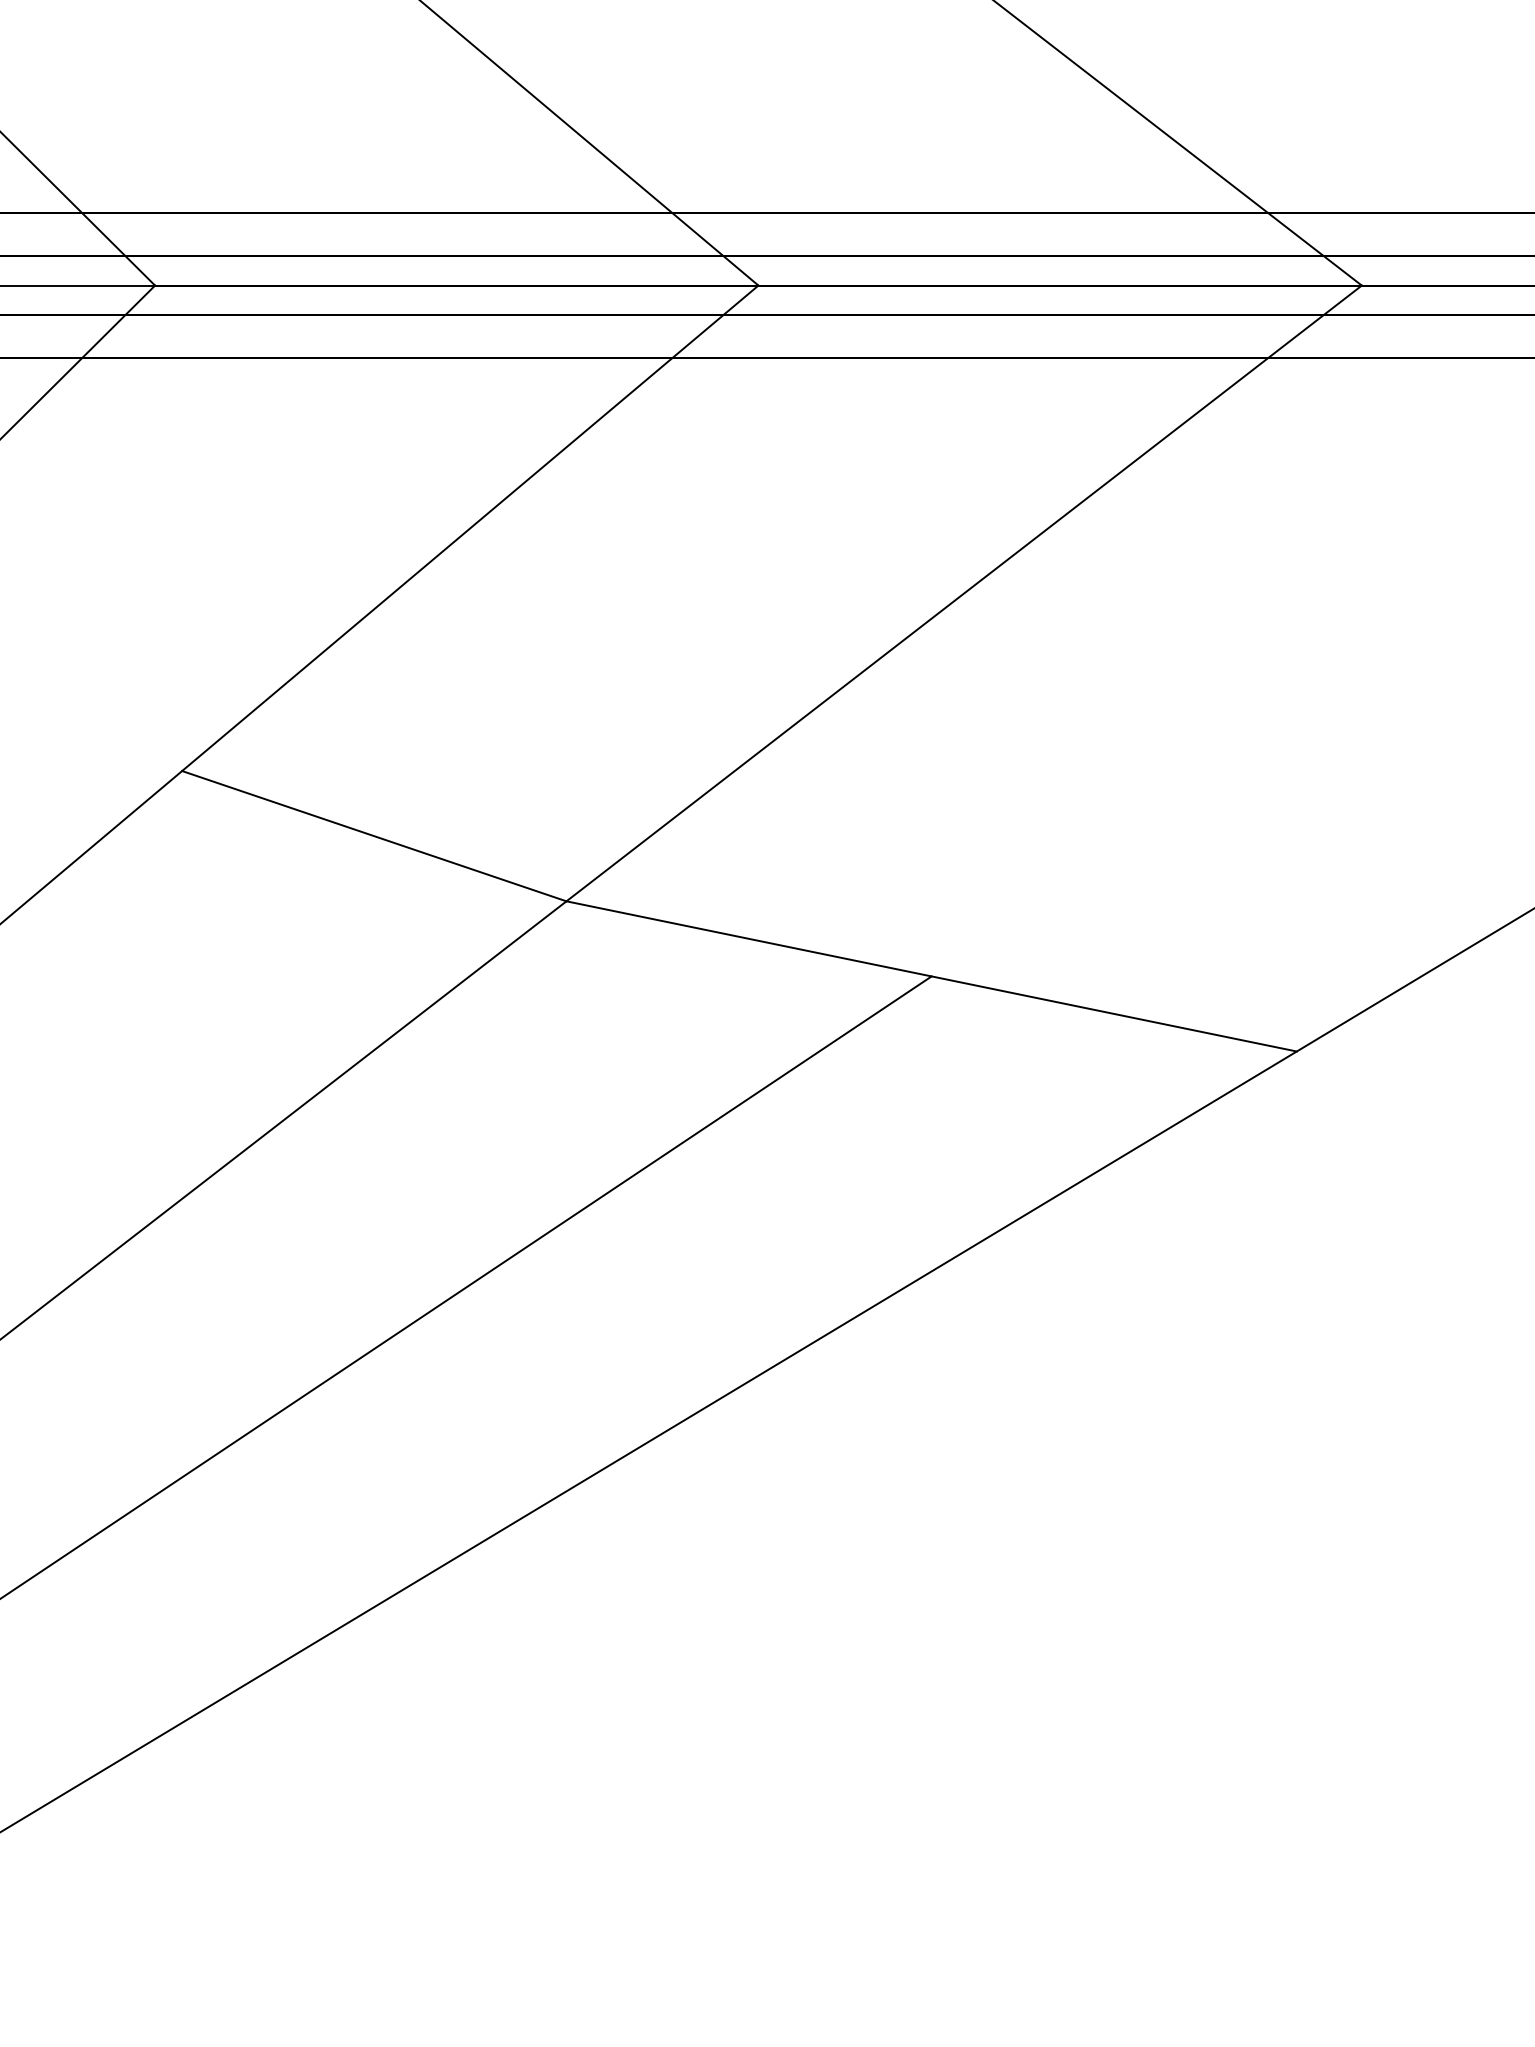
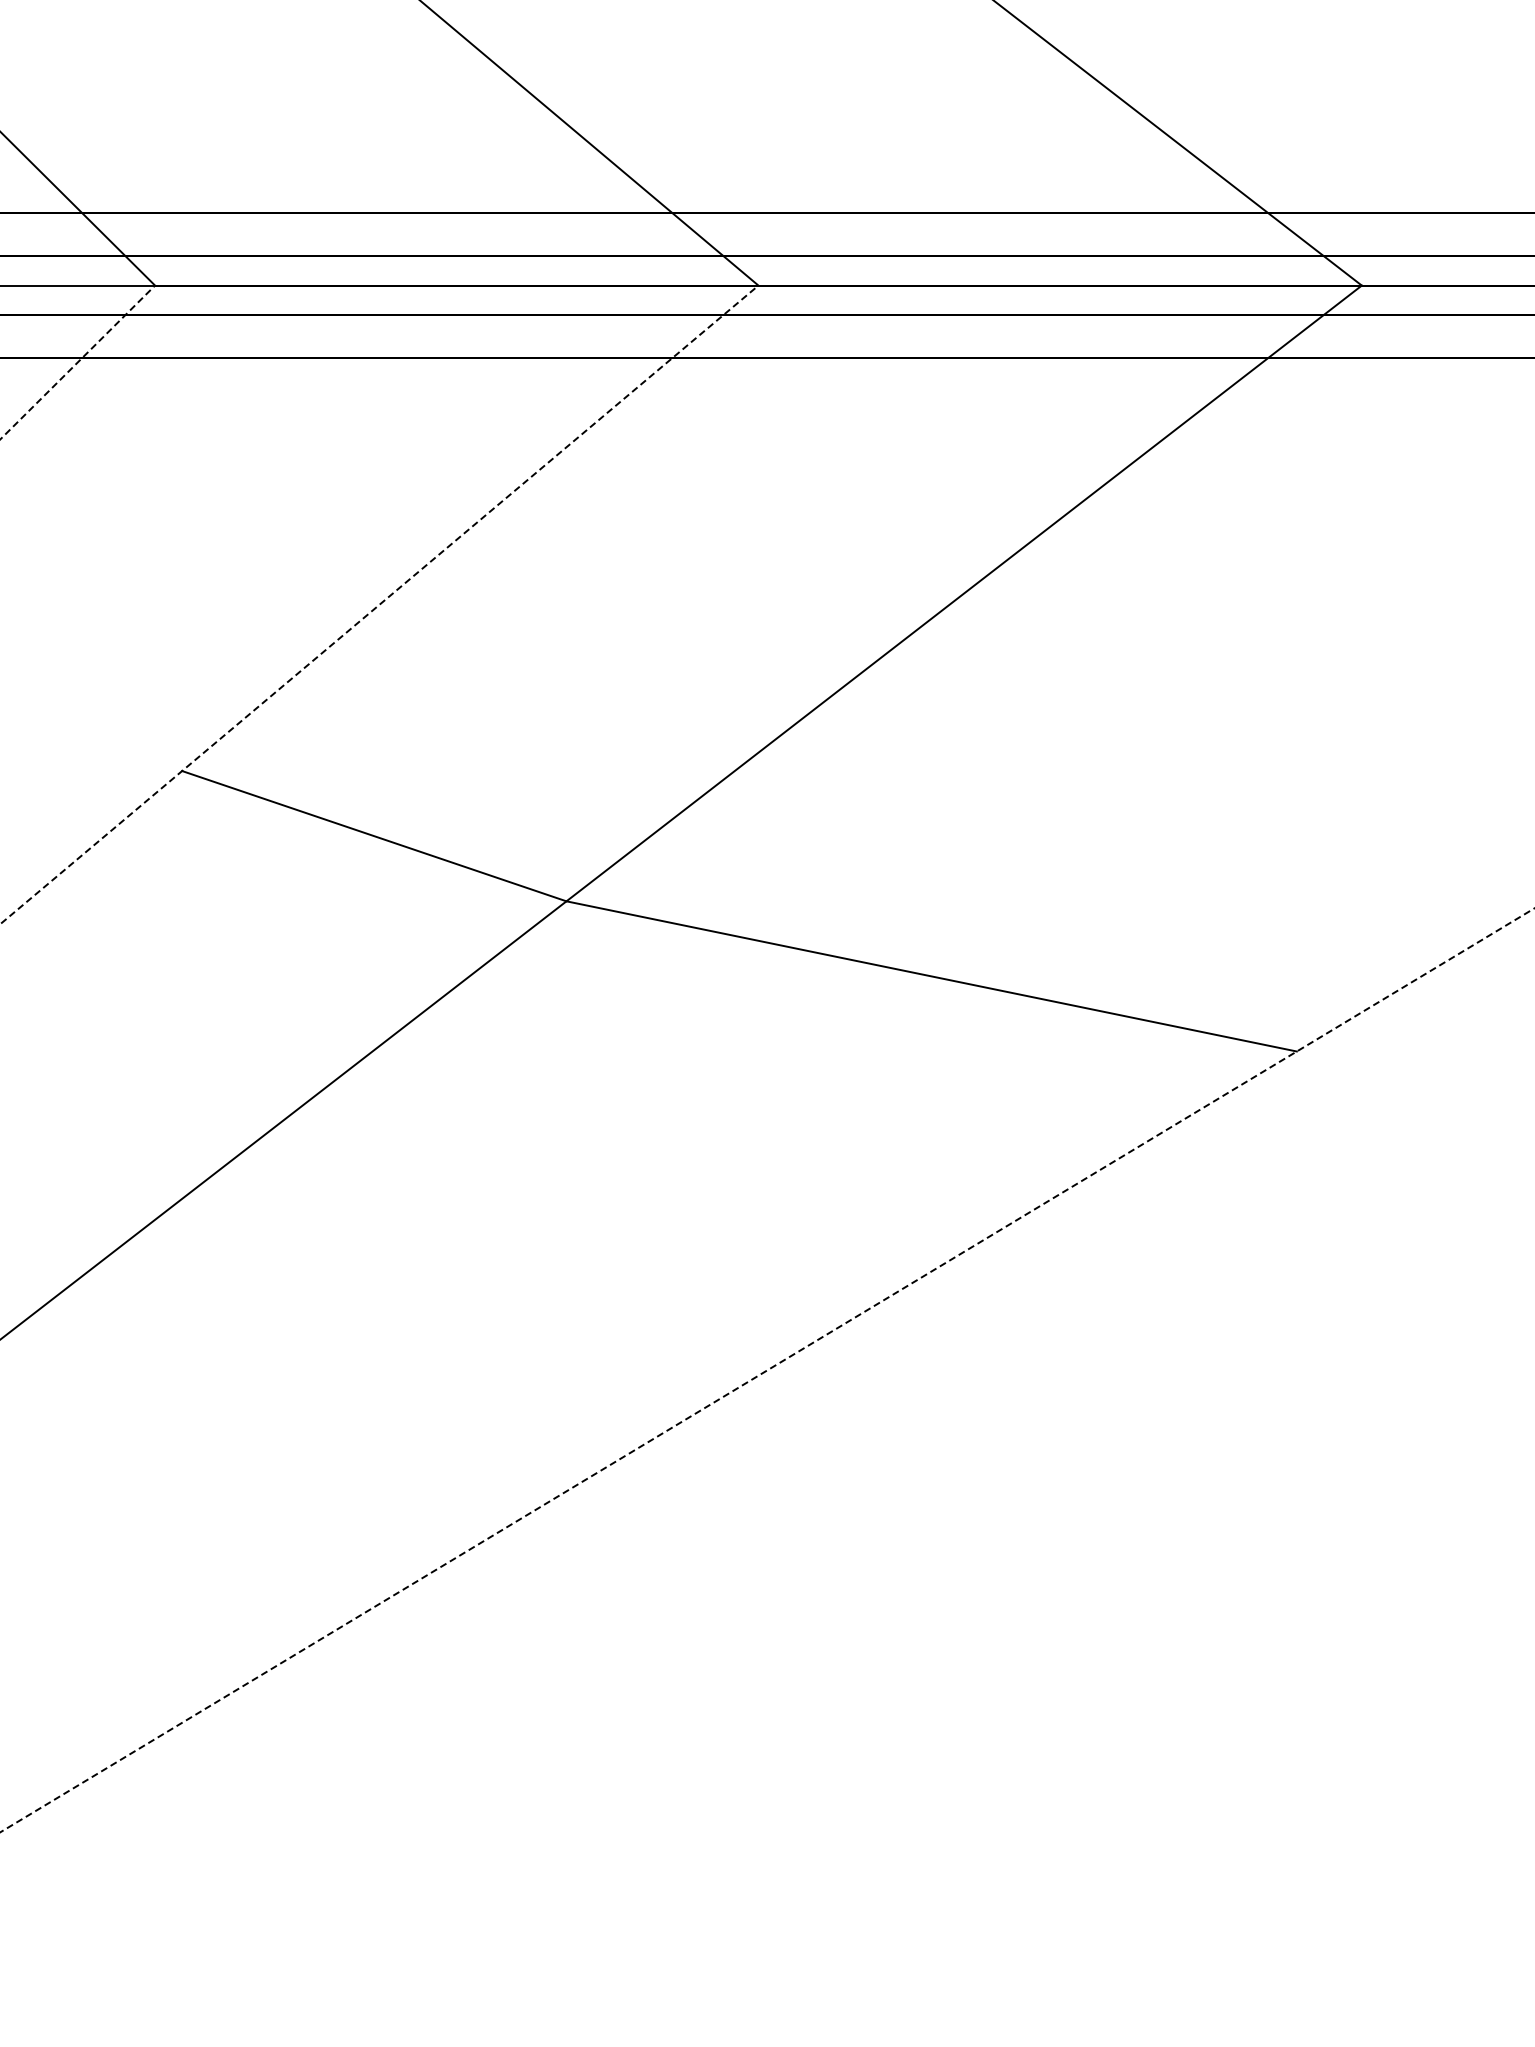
line: solid -> dashed (77, 362)
line: solid -> dashed (379, 604)
line: present -> none (466, 1286)
line: solid -> dashed (768, 1369)
